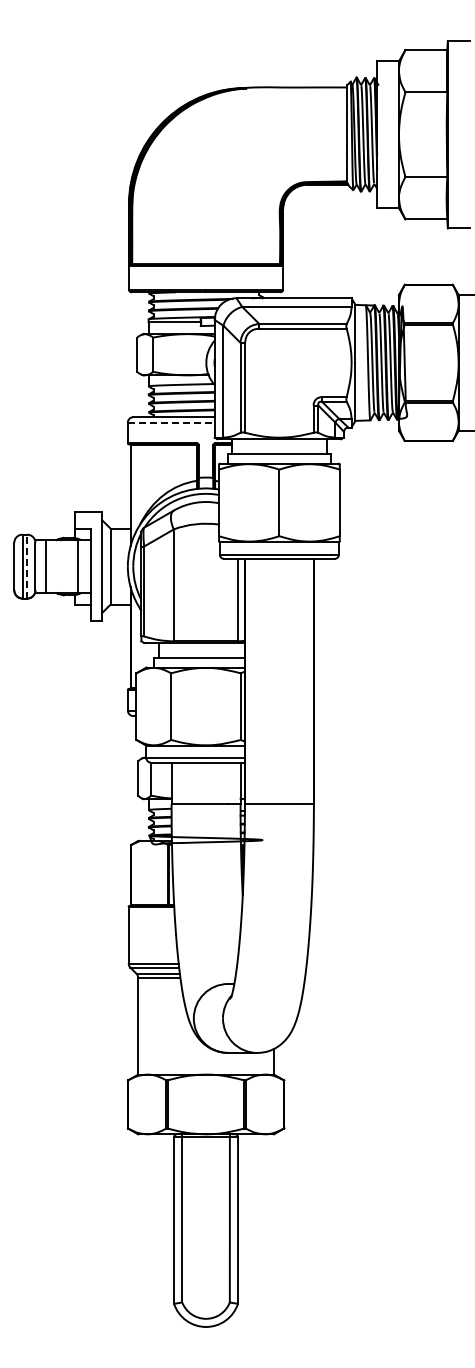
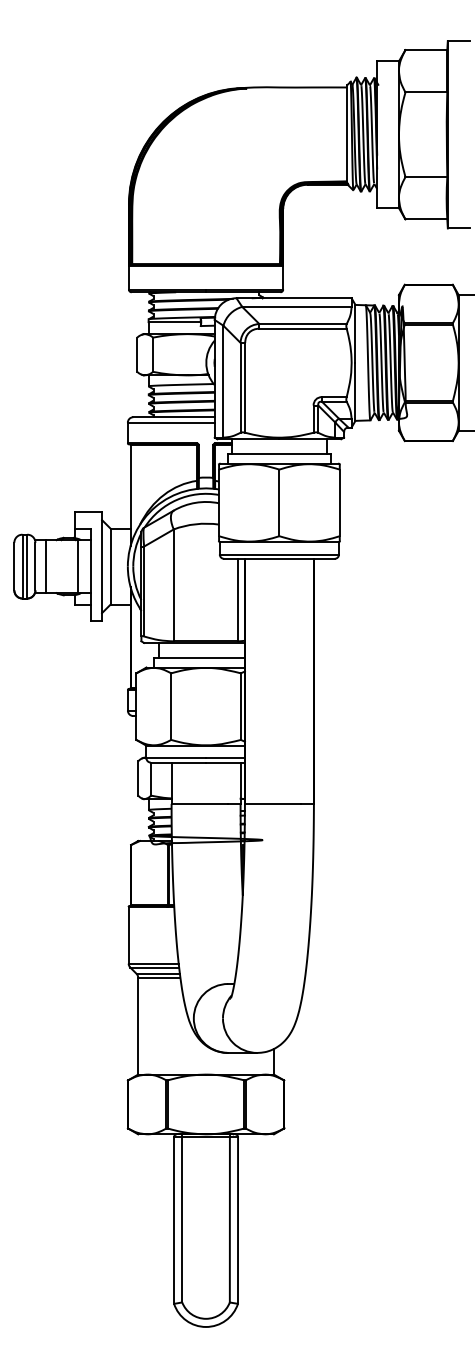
line: dashed -> solid (171, 422)
line: dashed -> solid (27, 566)
